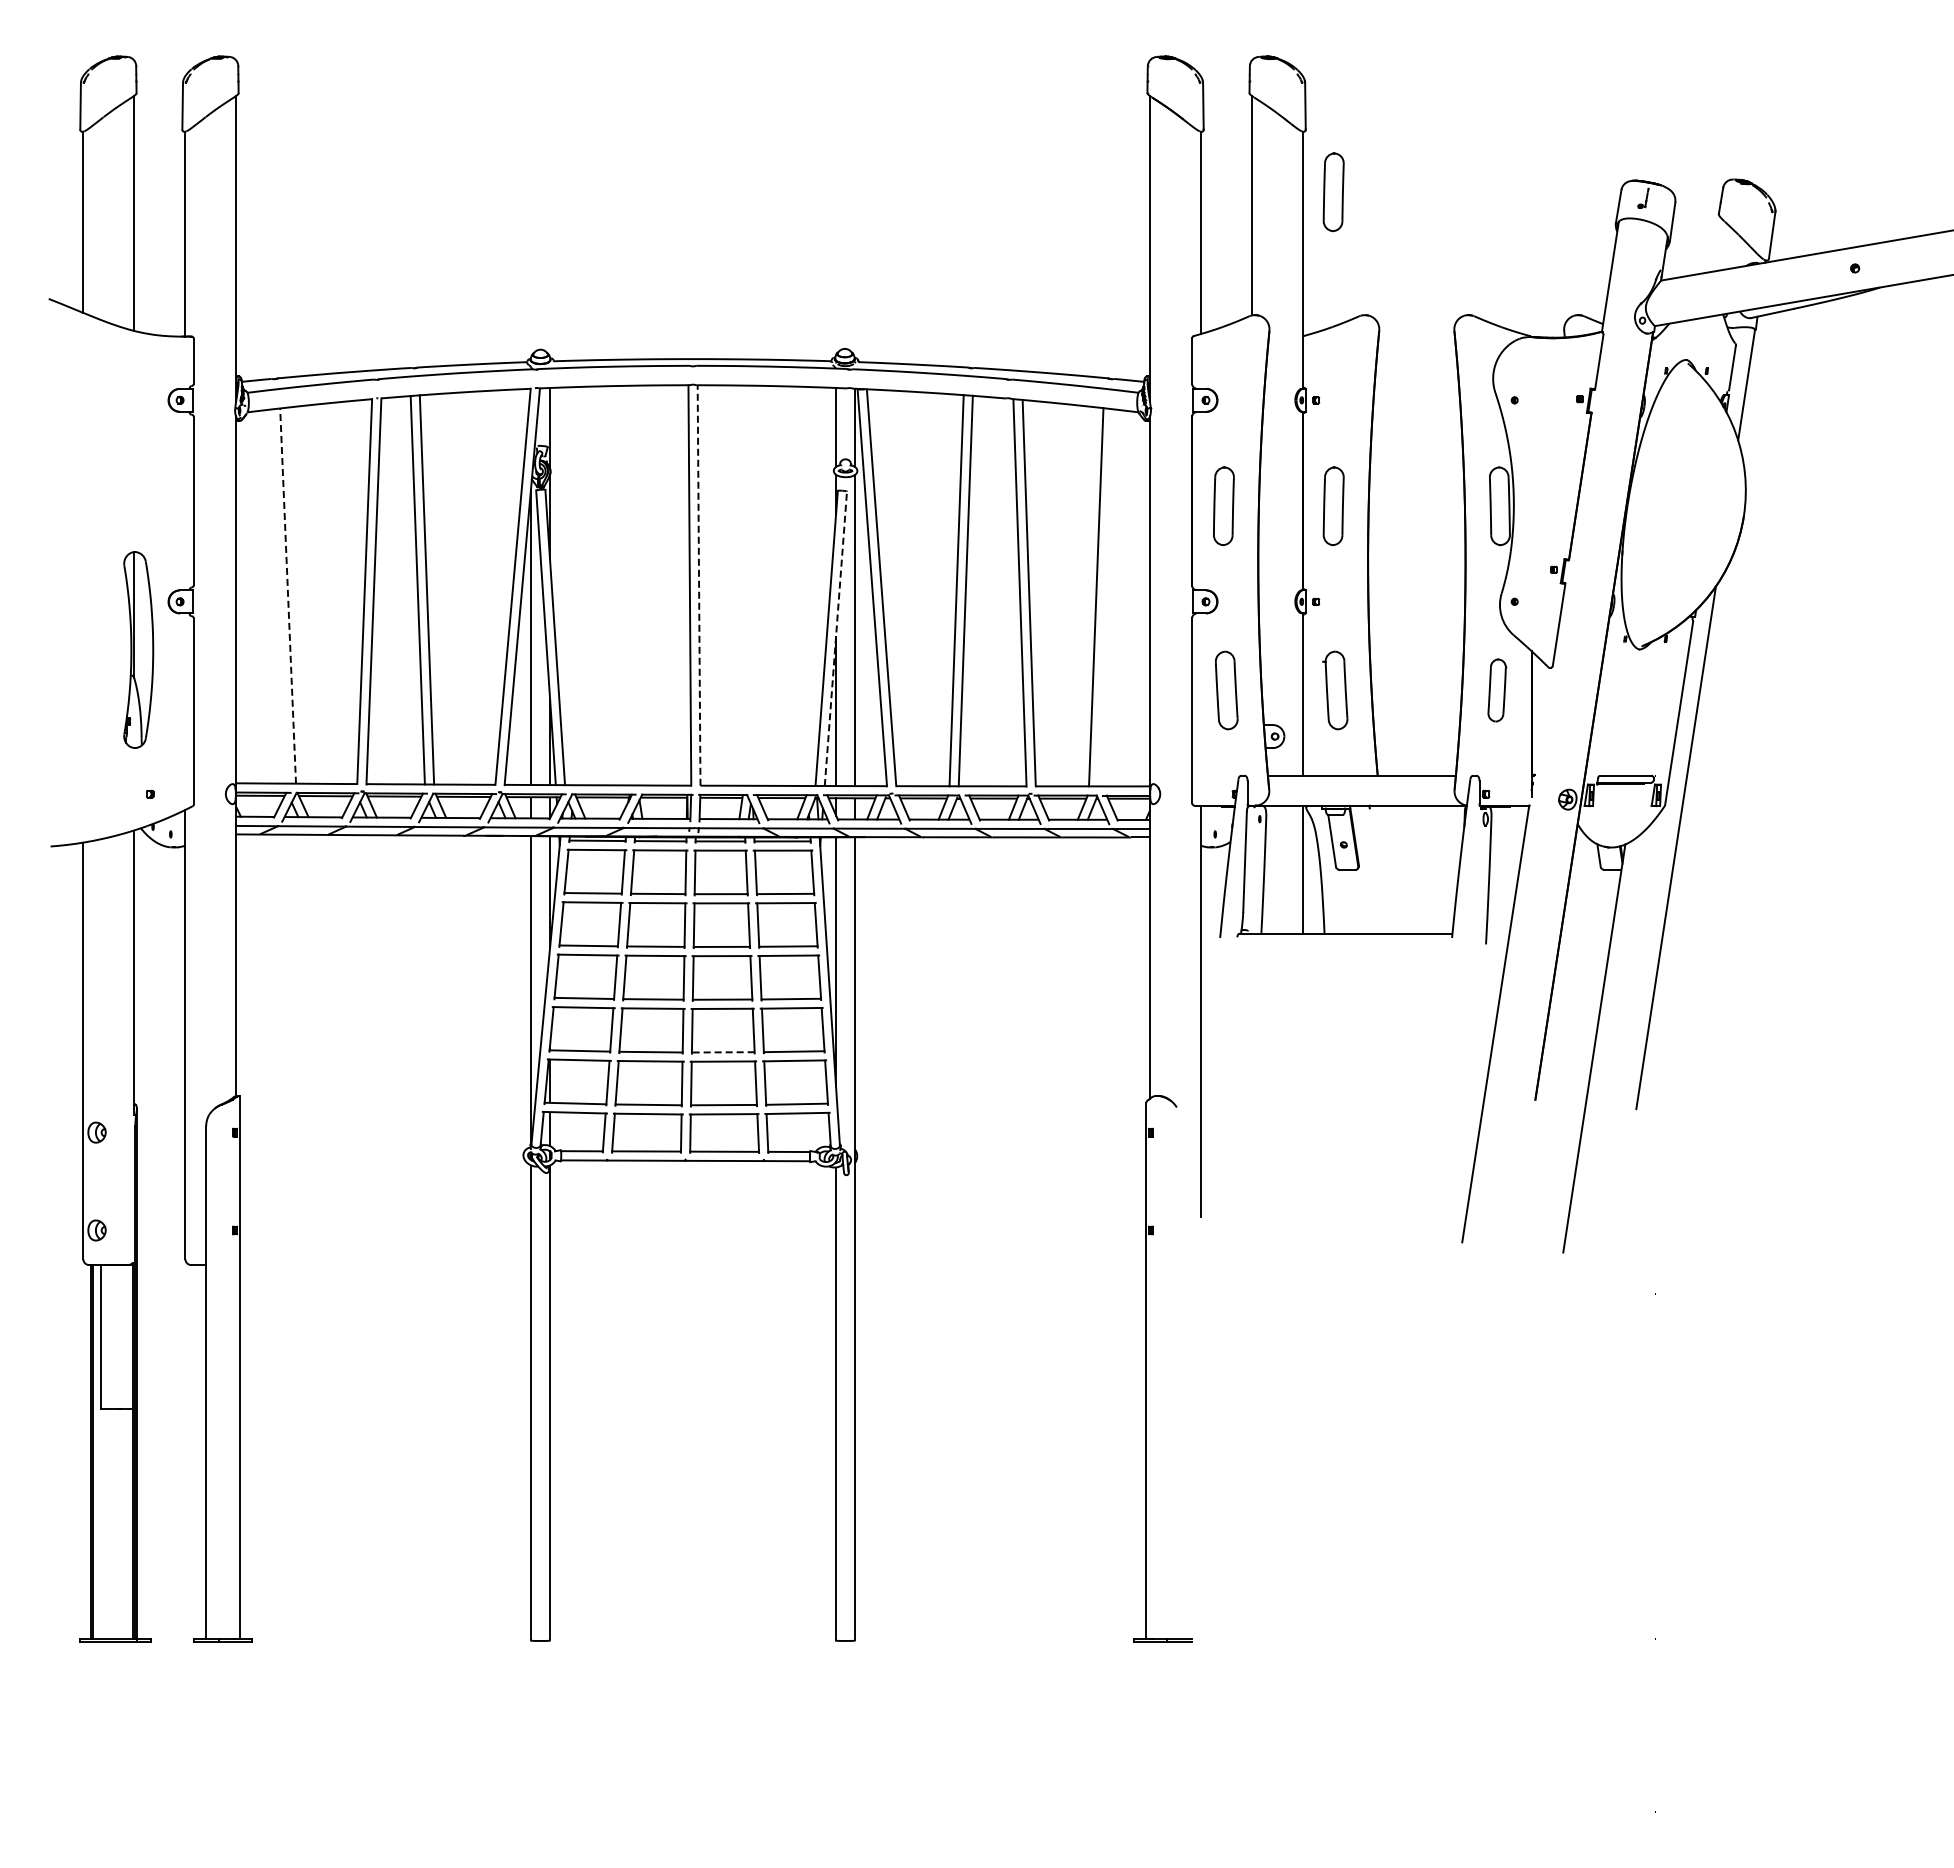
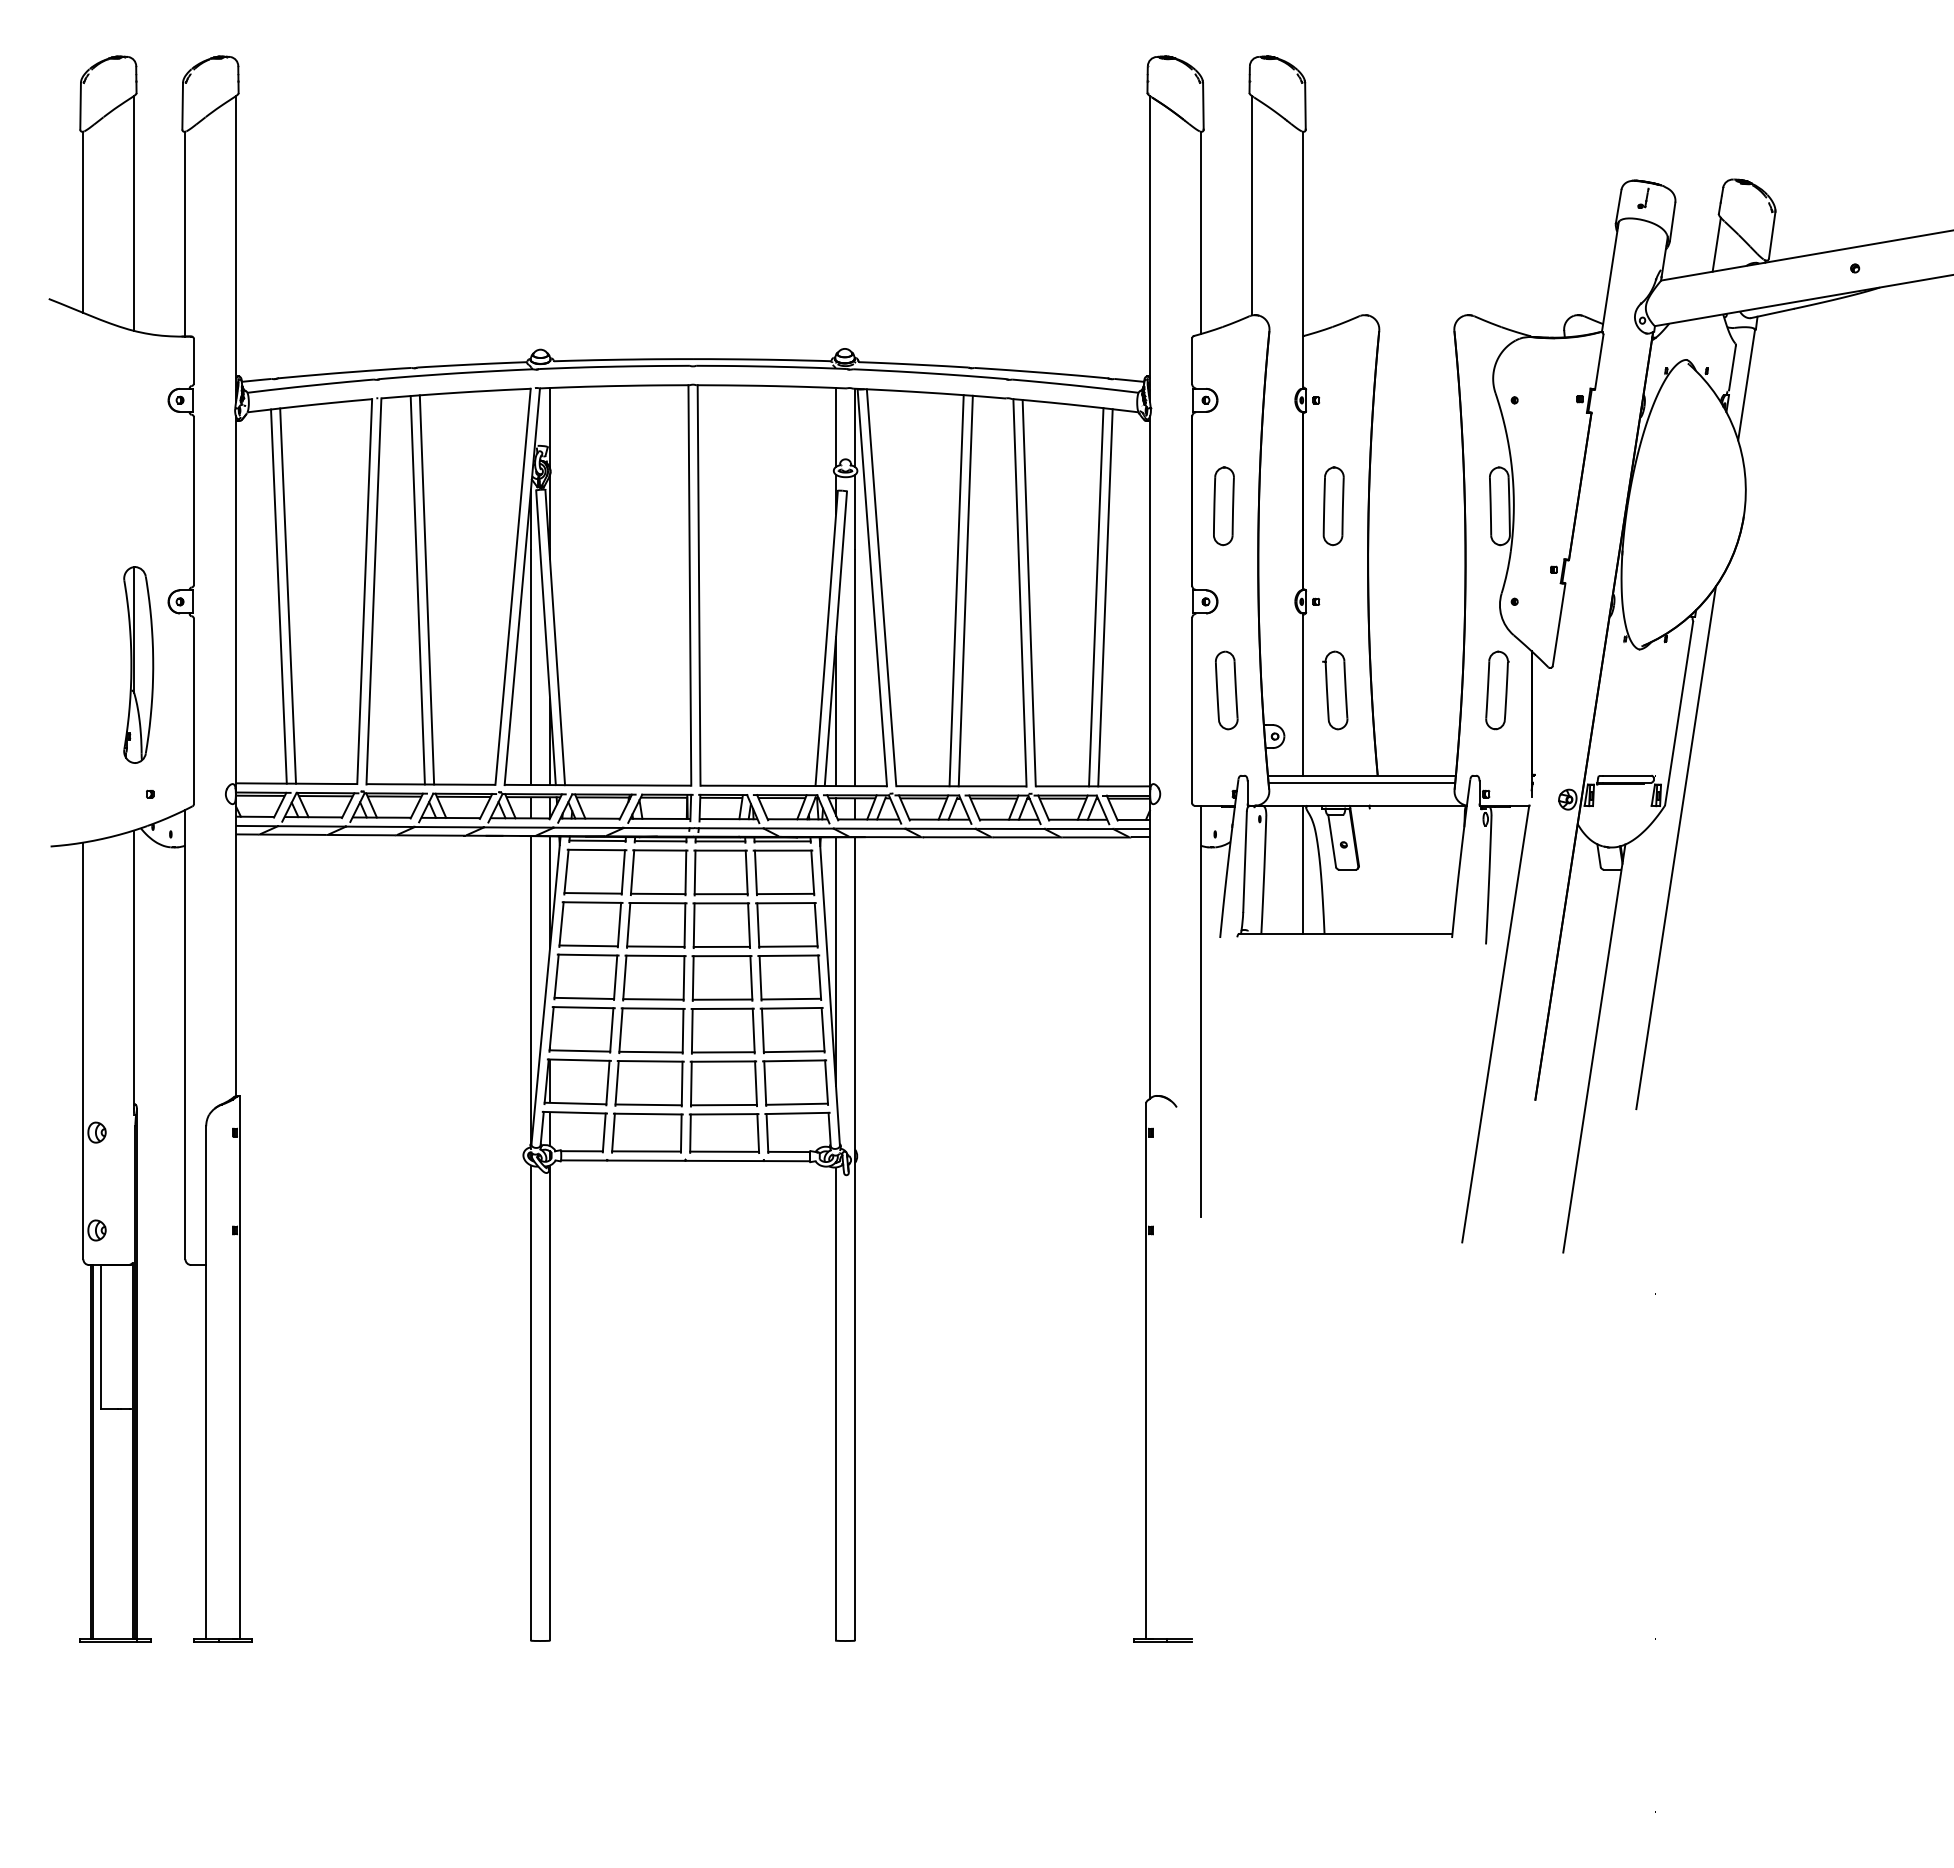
part: present -> none (1333, 192)
line: none -> present (1716, 244)
line: dashed -> solid (699, 585)
line: none -> present (278, 596)
line: dashed -> solid (288, 596)
line: none -> present (1105, 597)
line: dashed -> solid (835, 638)
part position: (138, 649) -> (138, 664) (138, 664)
part size: 21x65 px -> 25x81 px (1497, 690)
line: none -> present (1361, 782)
line: dashed -> solid (722, 1052)
